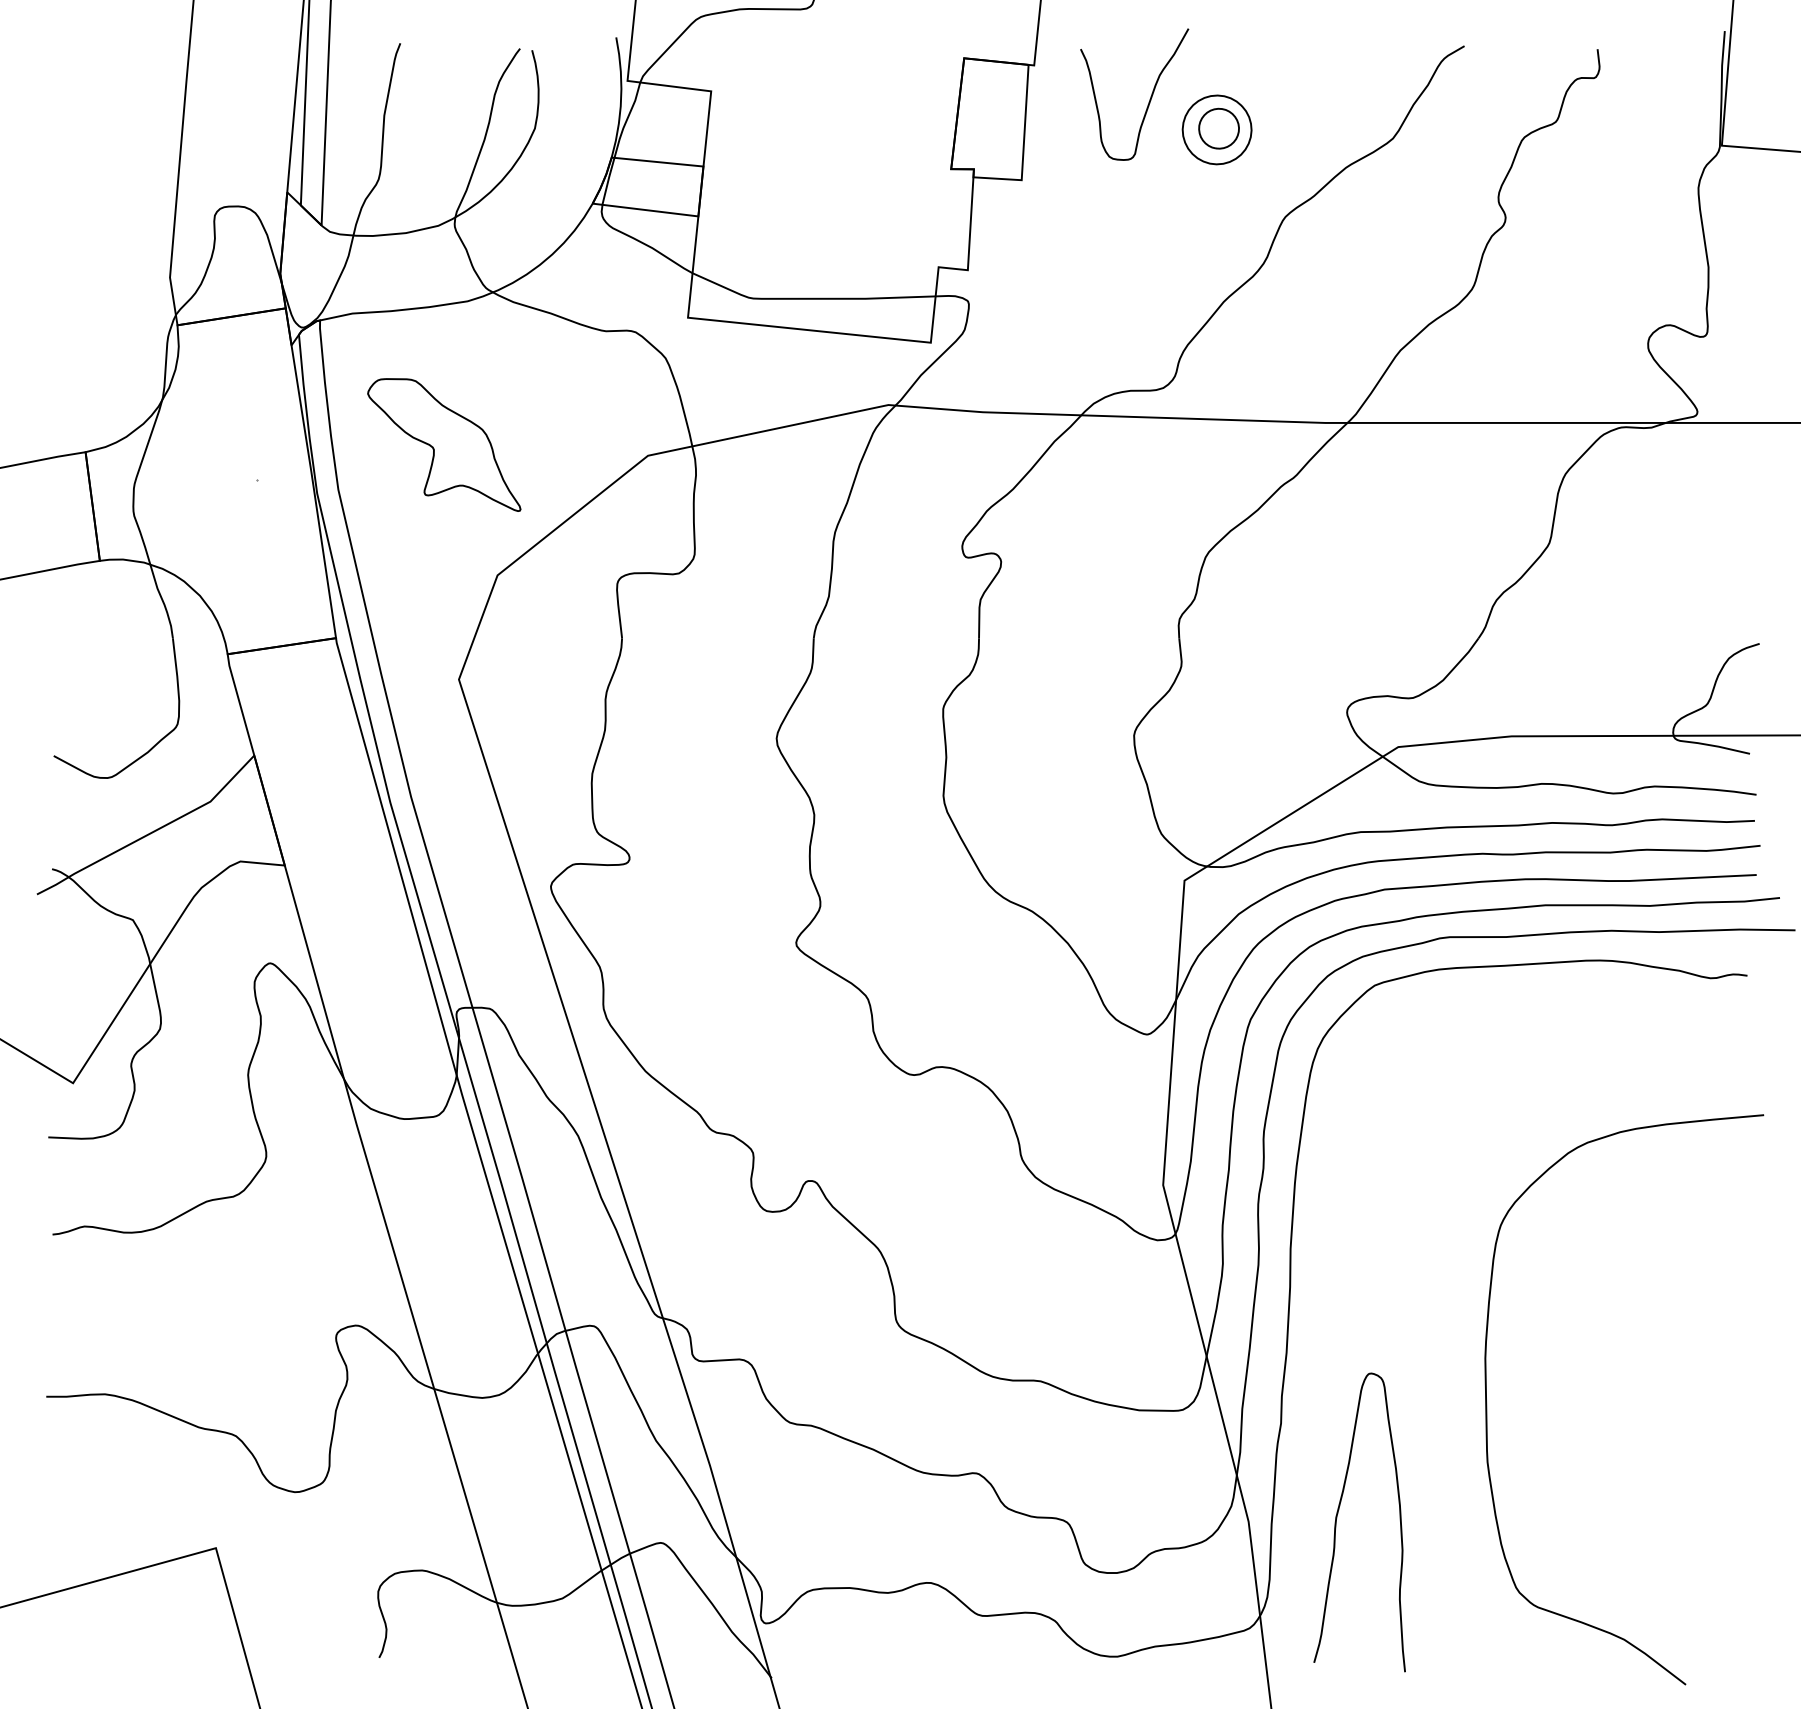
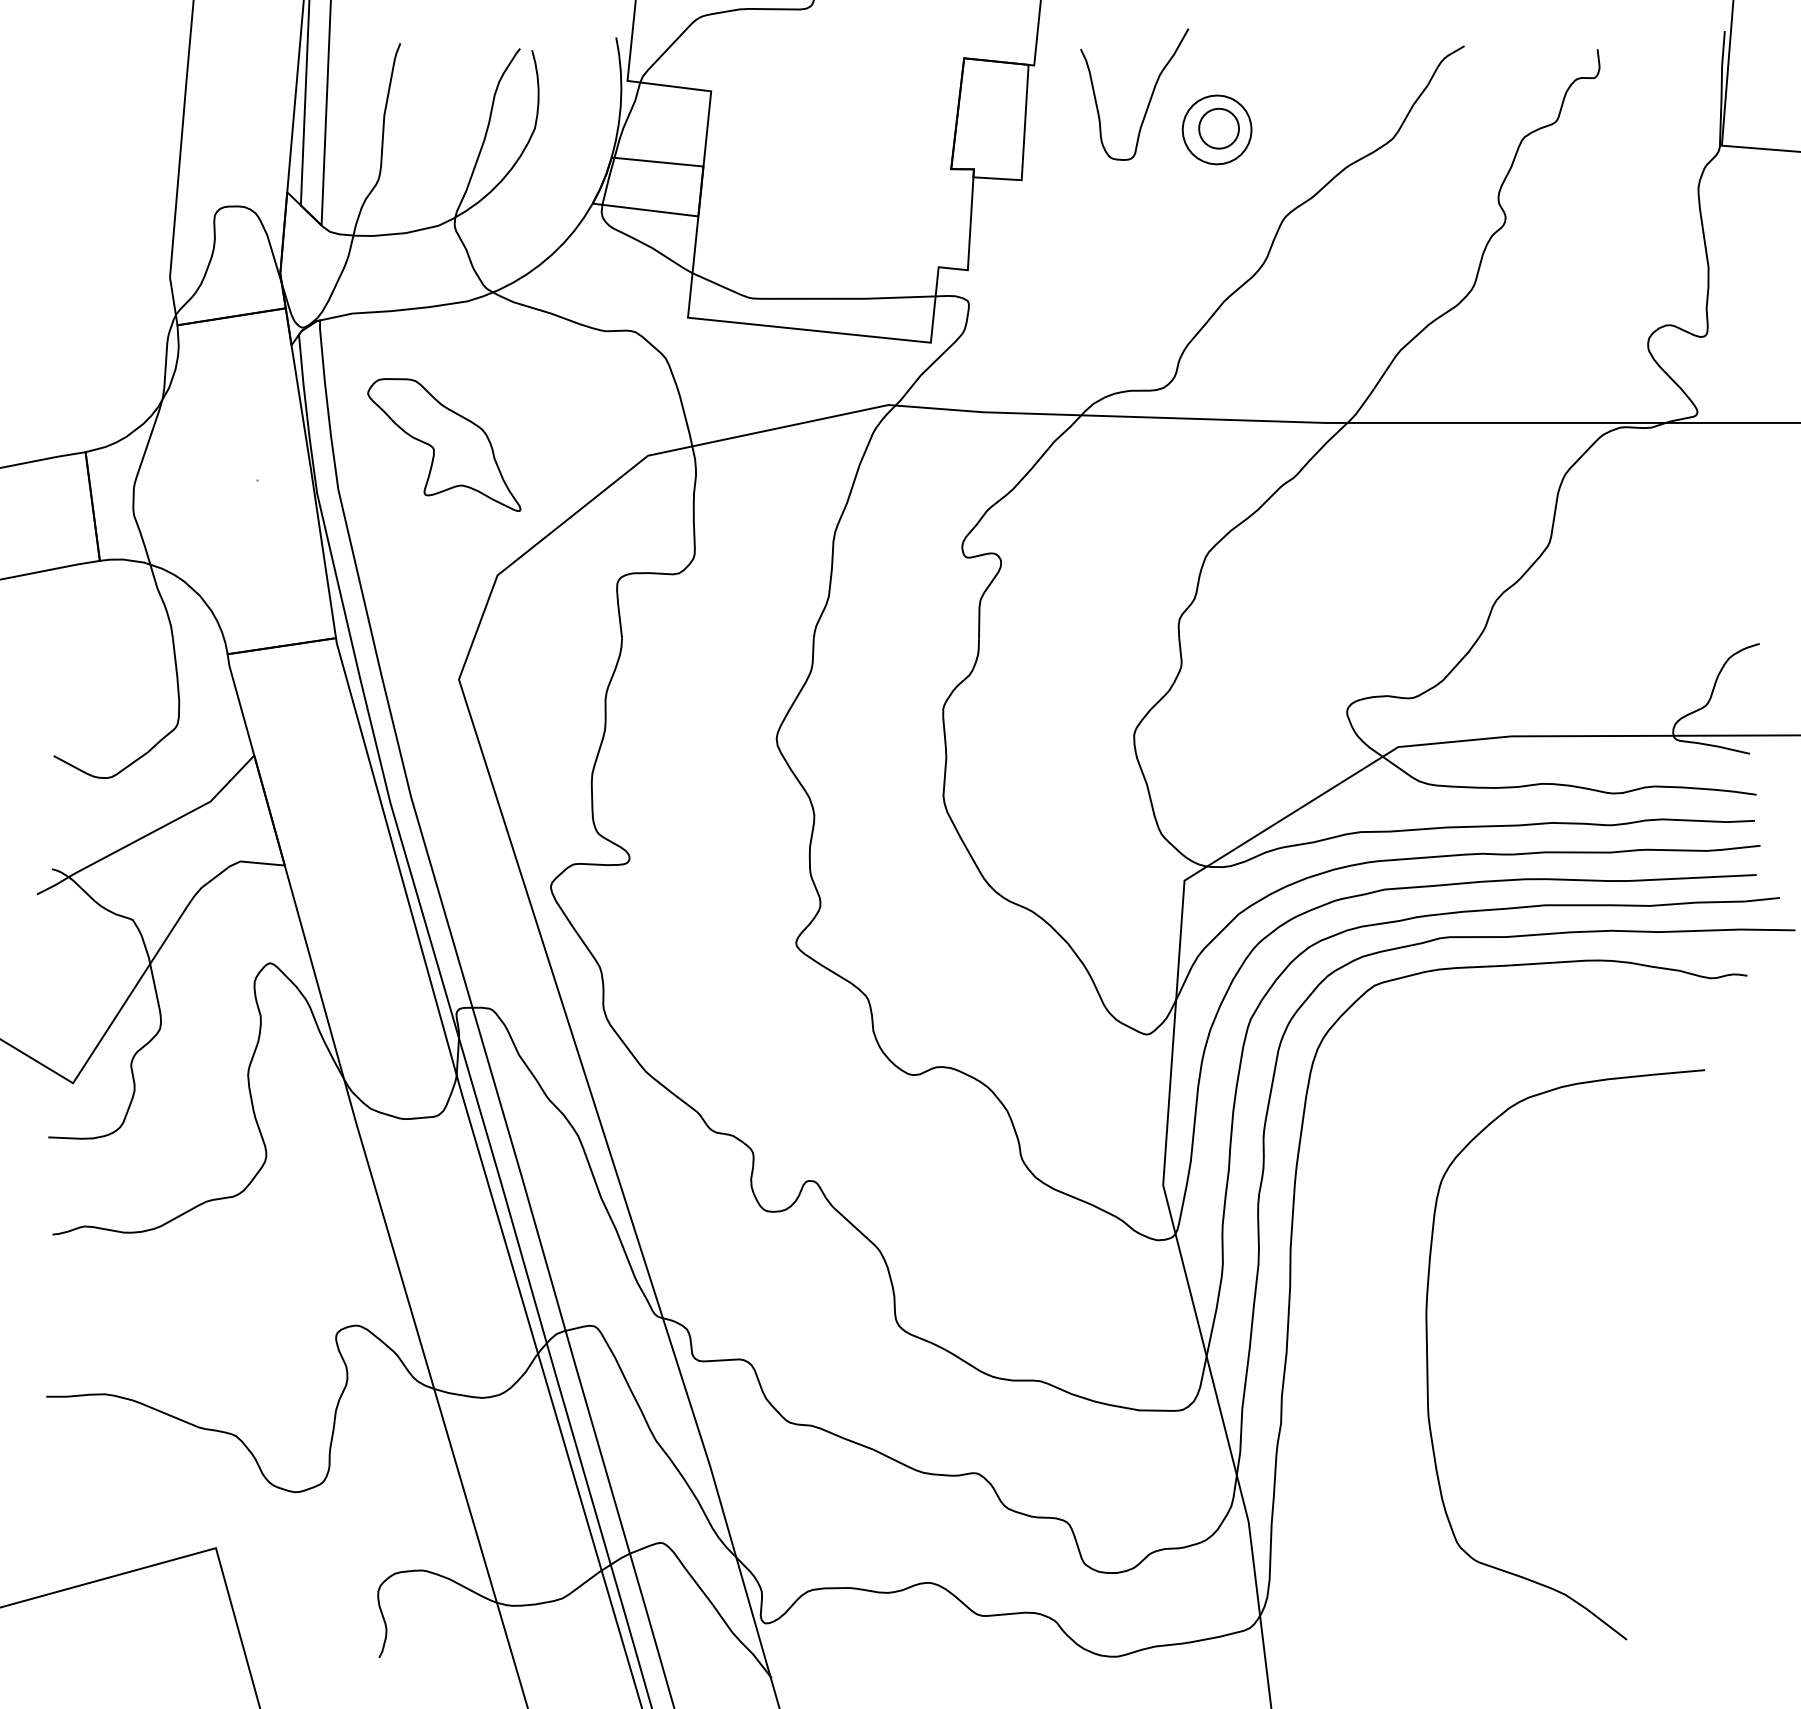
curve position: (1487, 1403) -> (1428, 1358) (1428, 1358)
curve: present -> none (1337, 1518)
